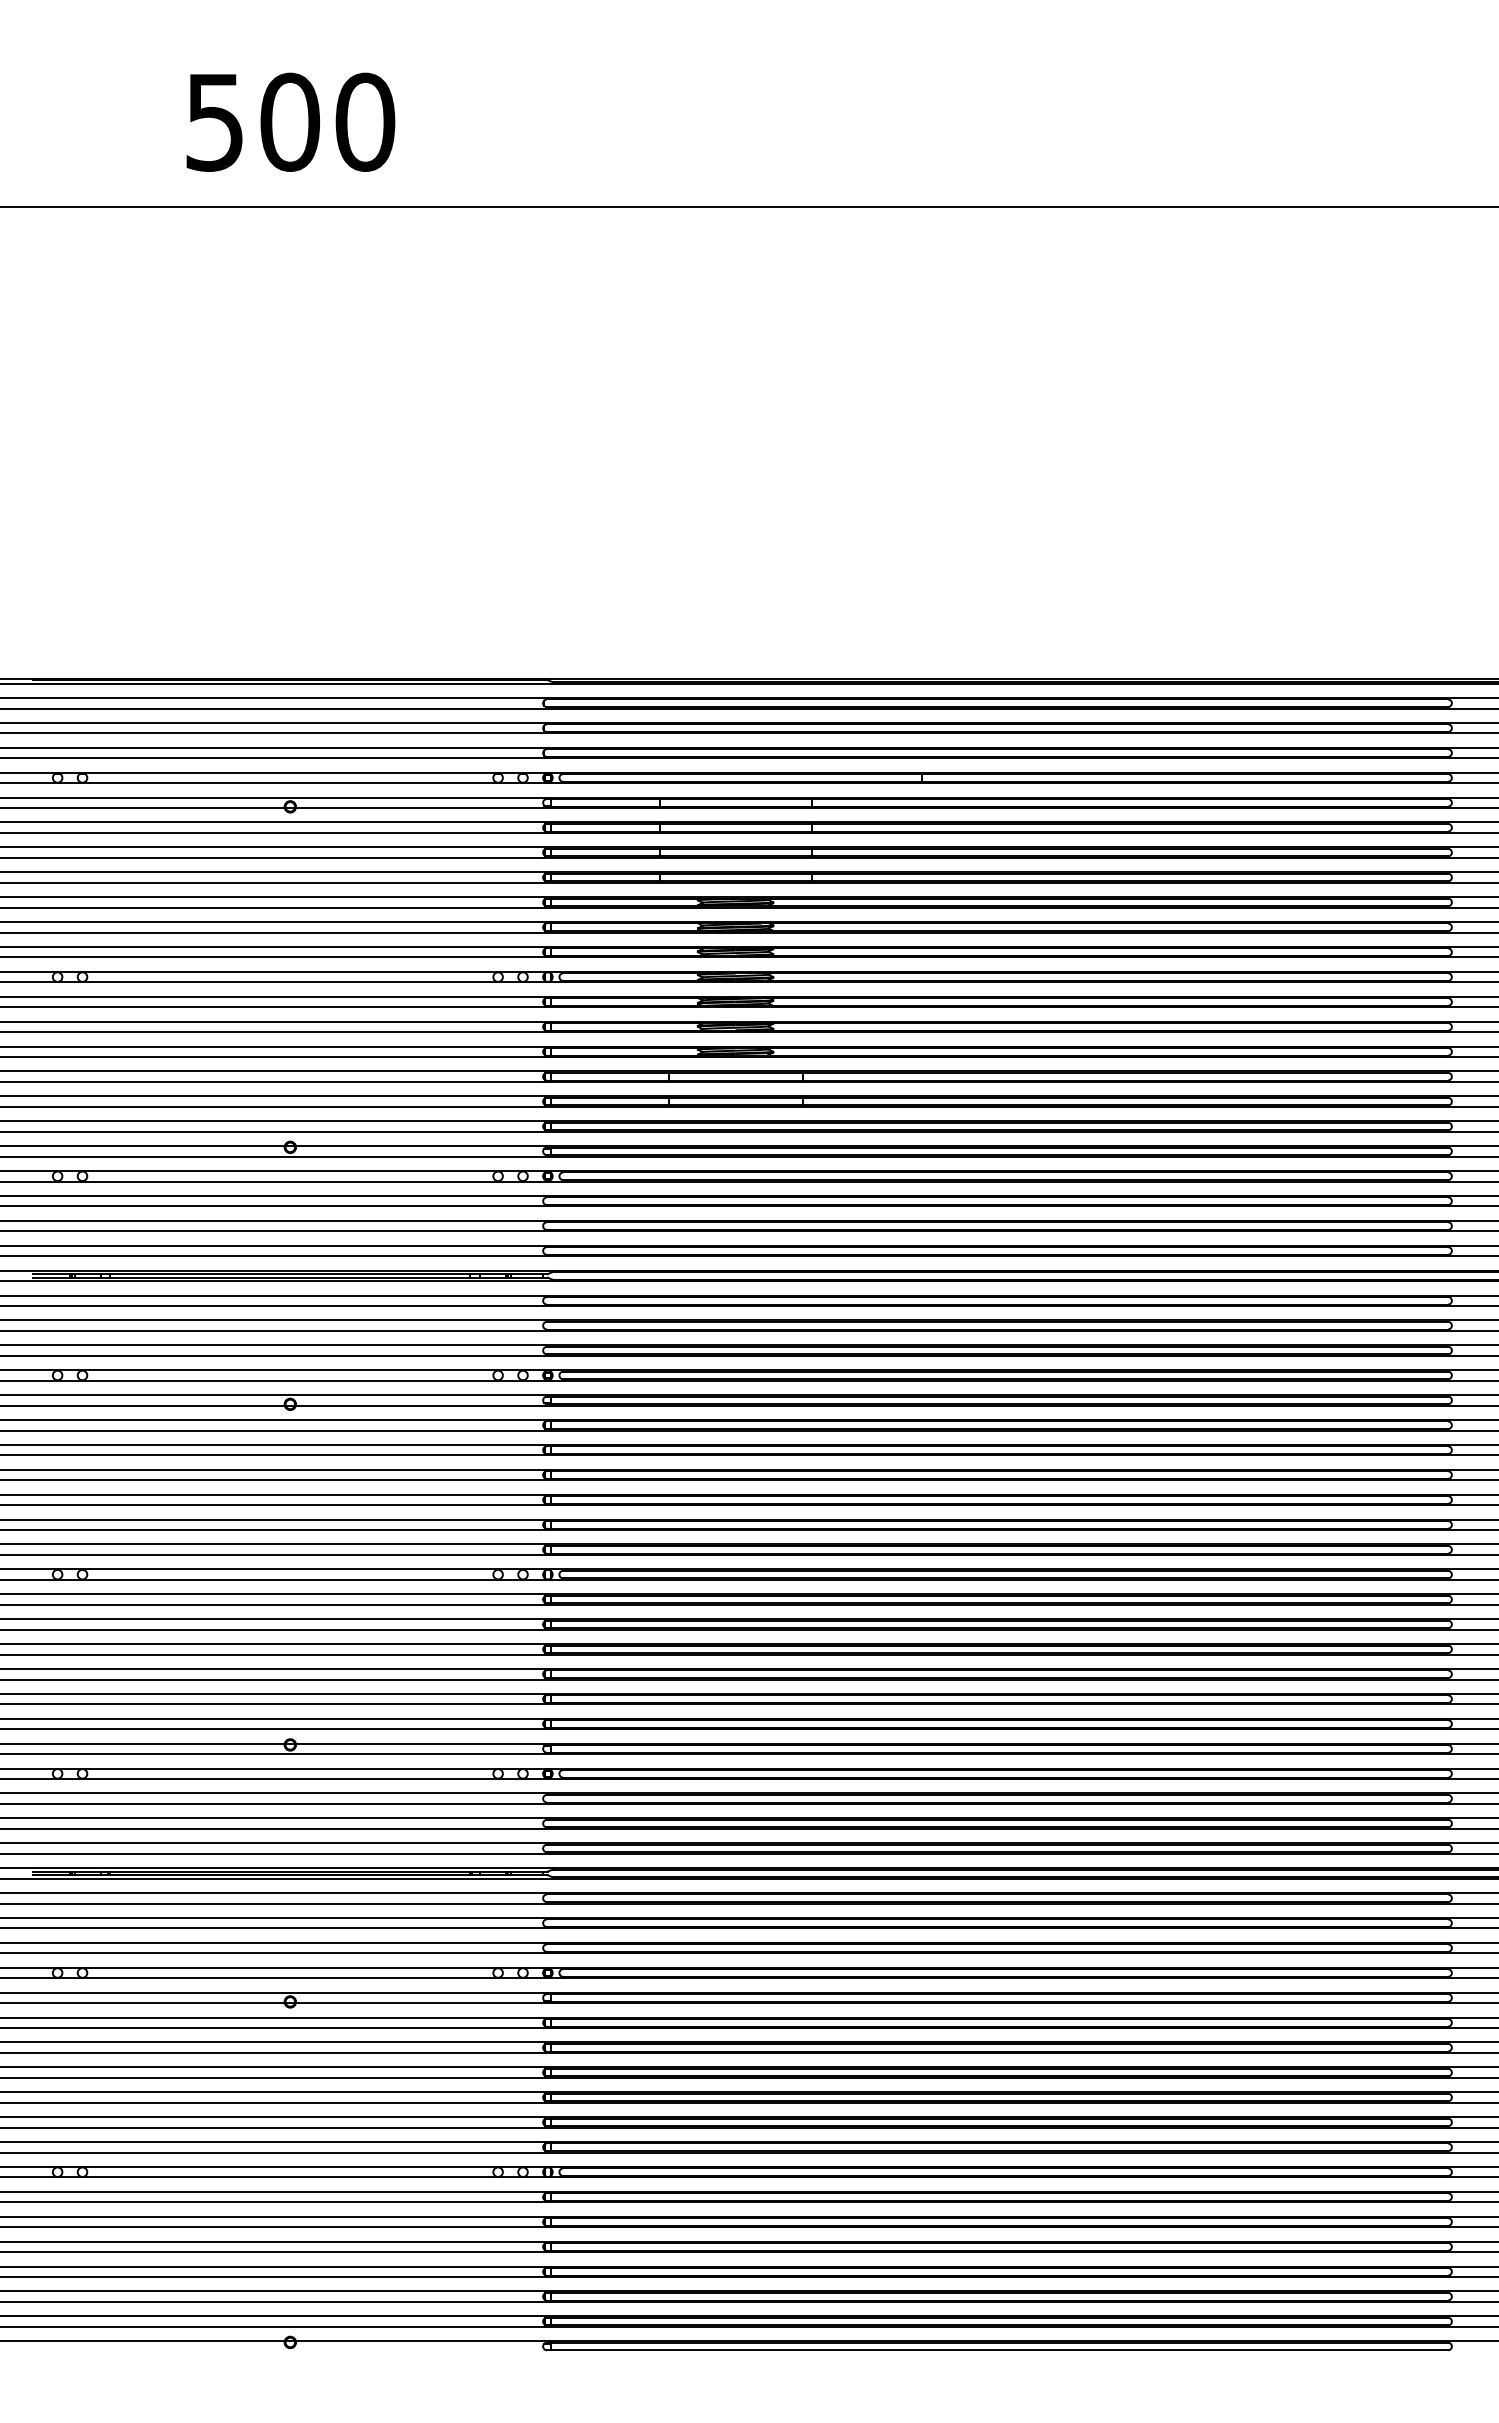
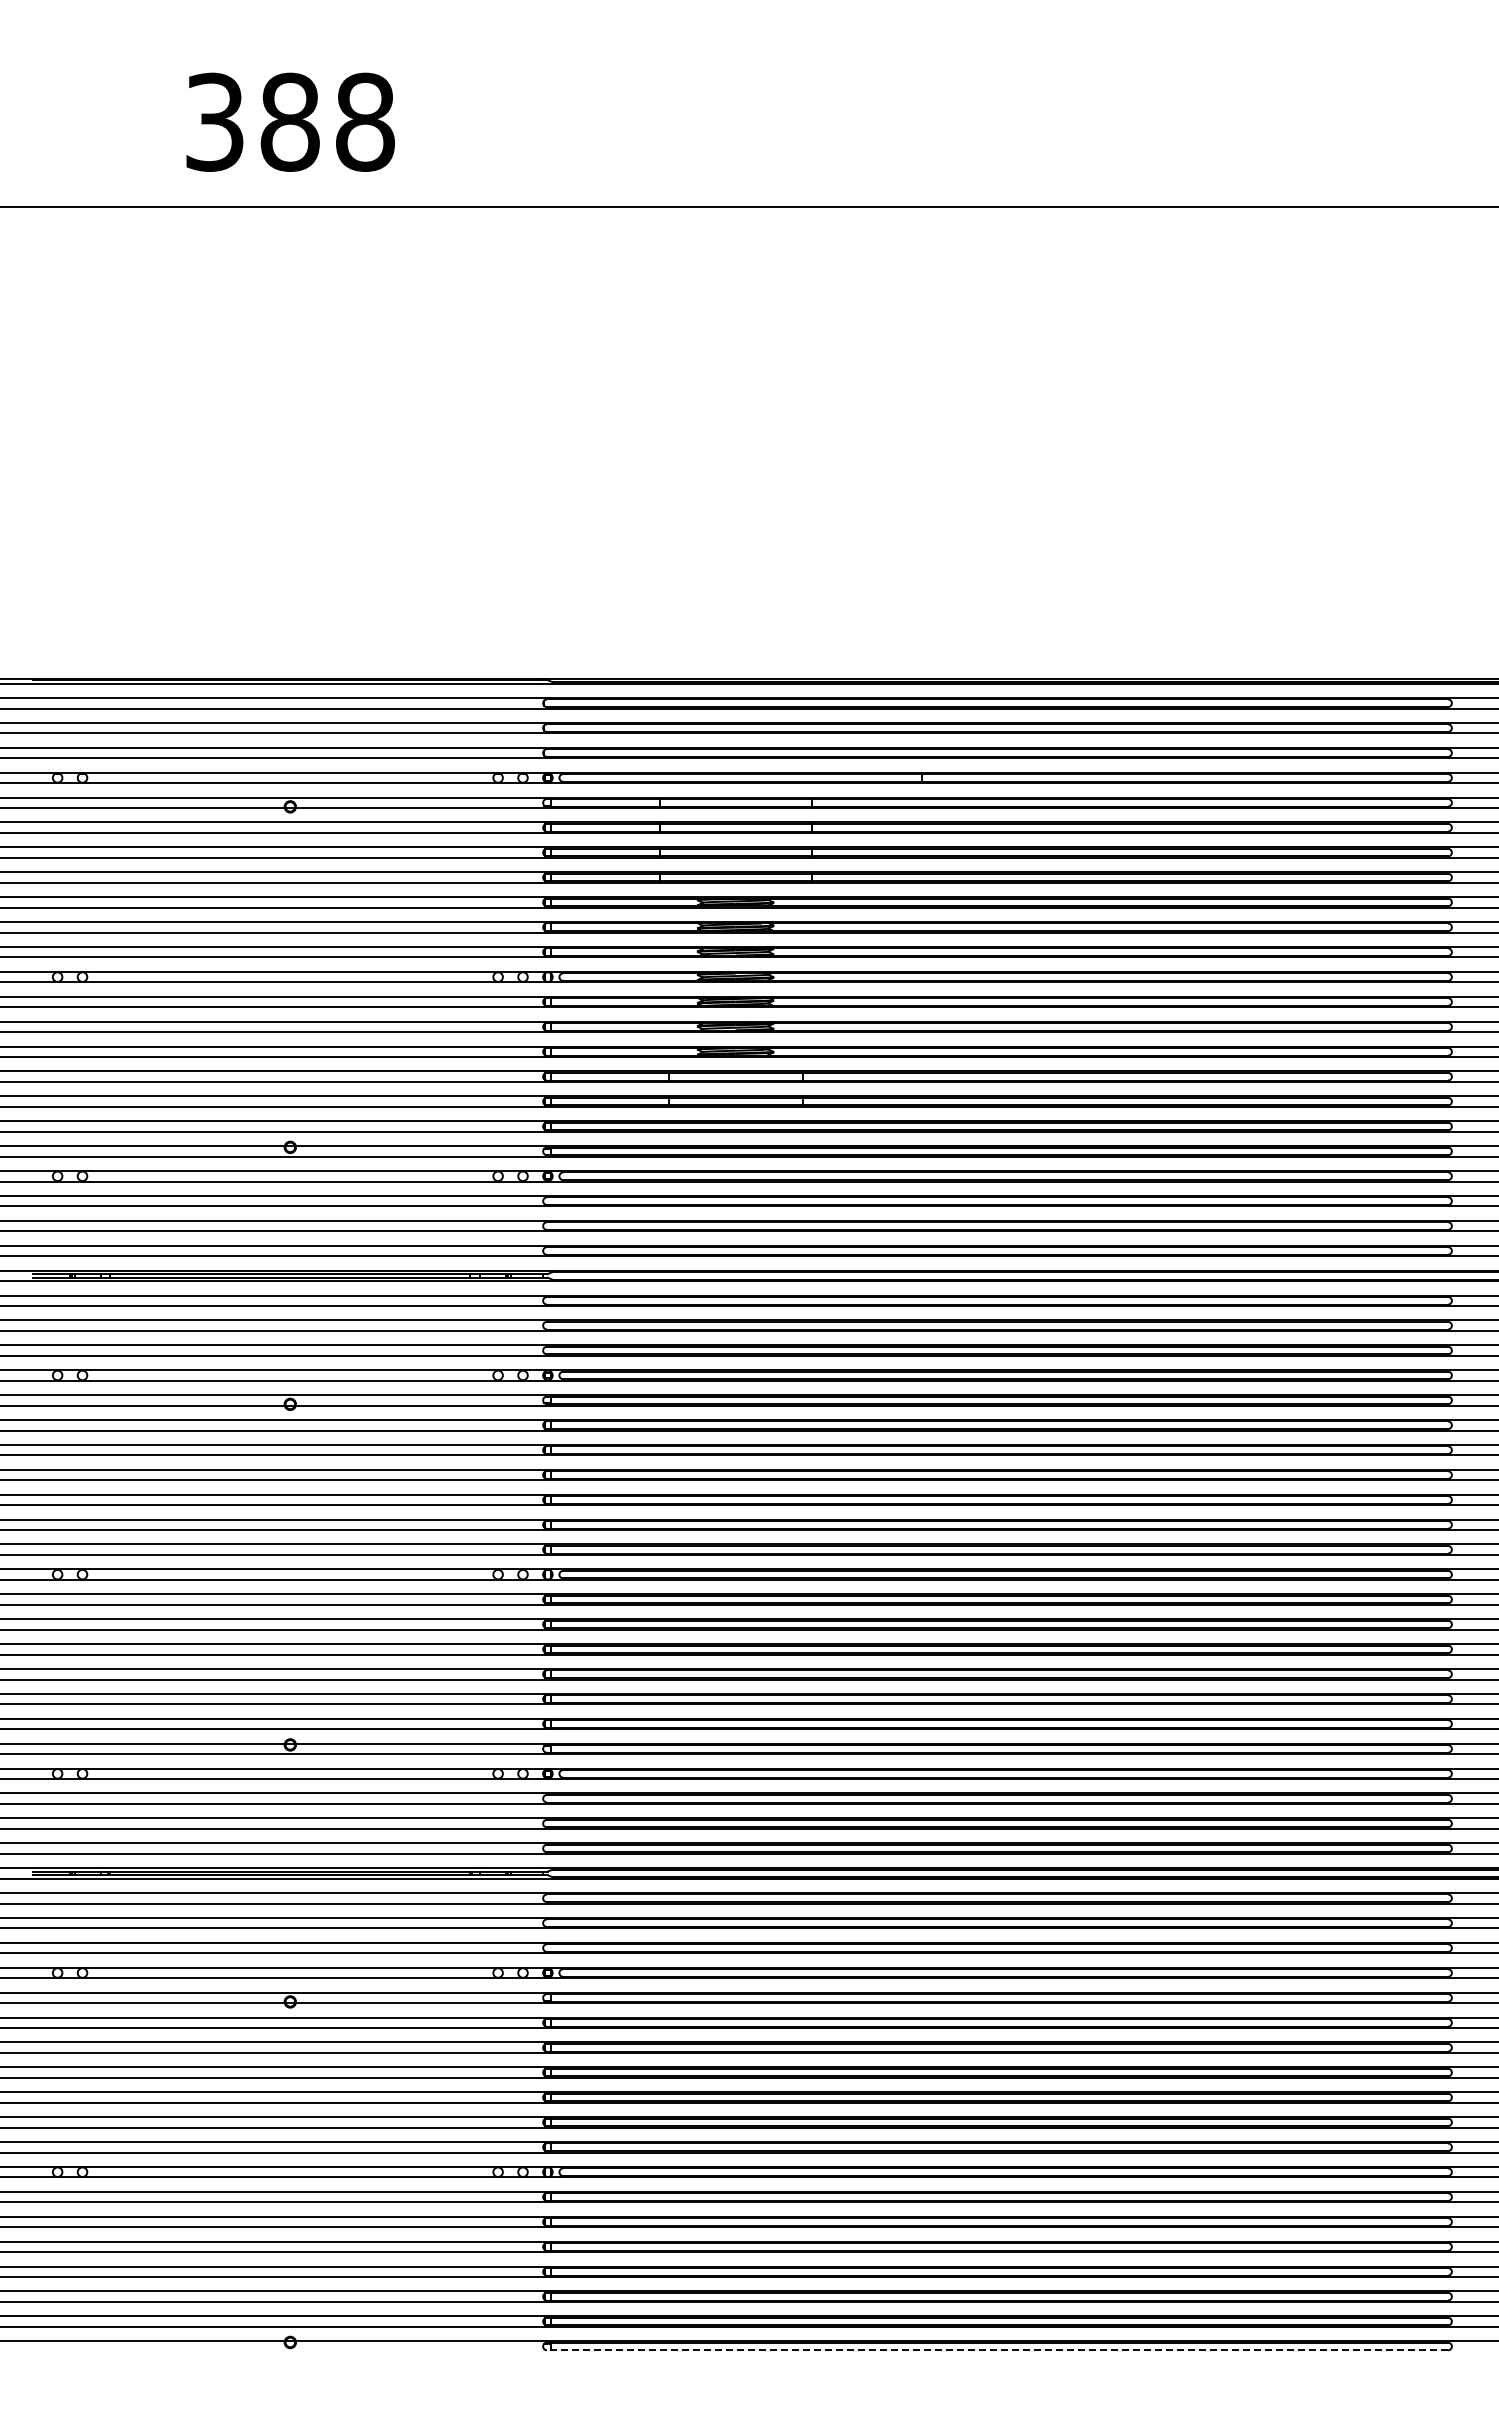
text: 500 -> 388 (290, 121)
line: solid -> dashed (997, 2350)
